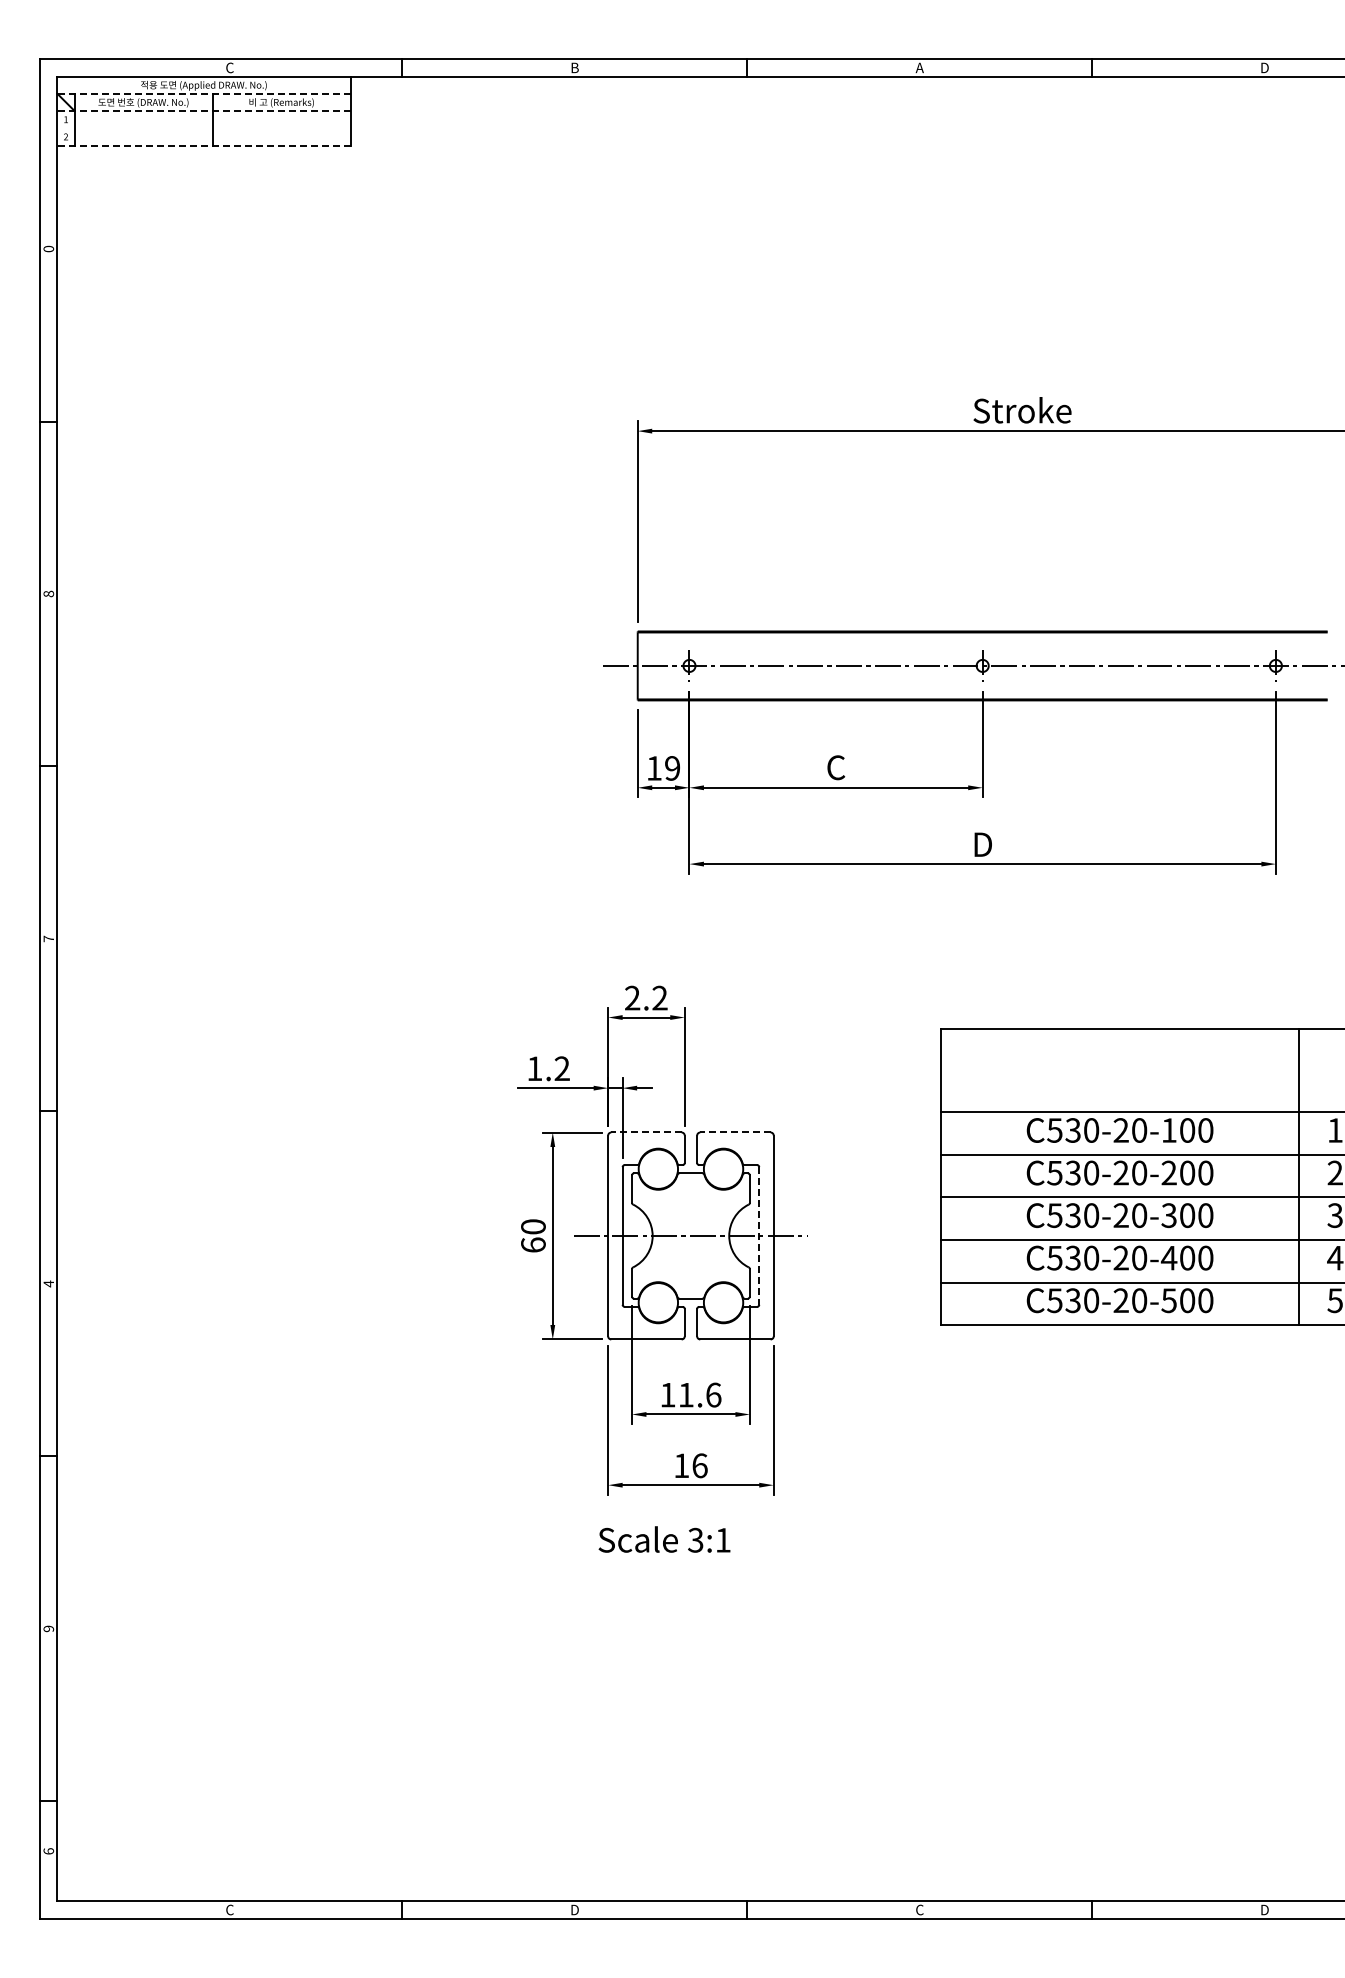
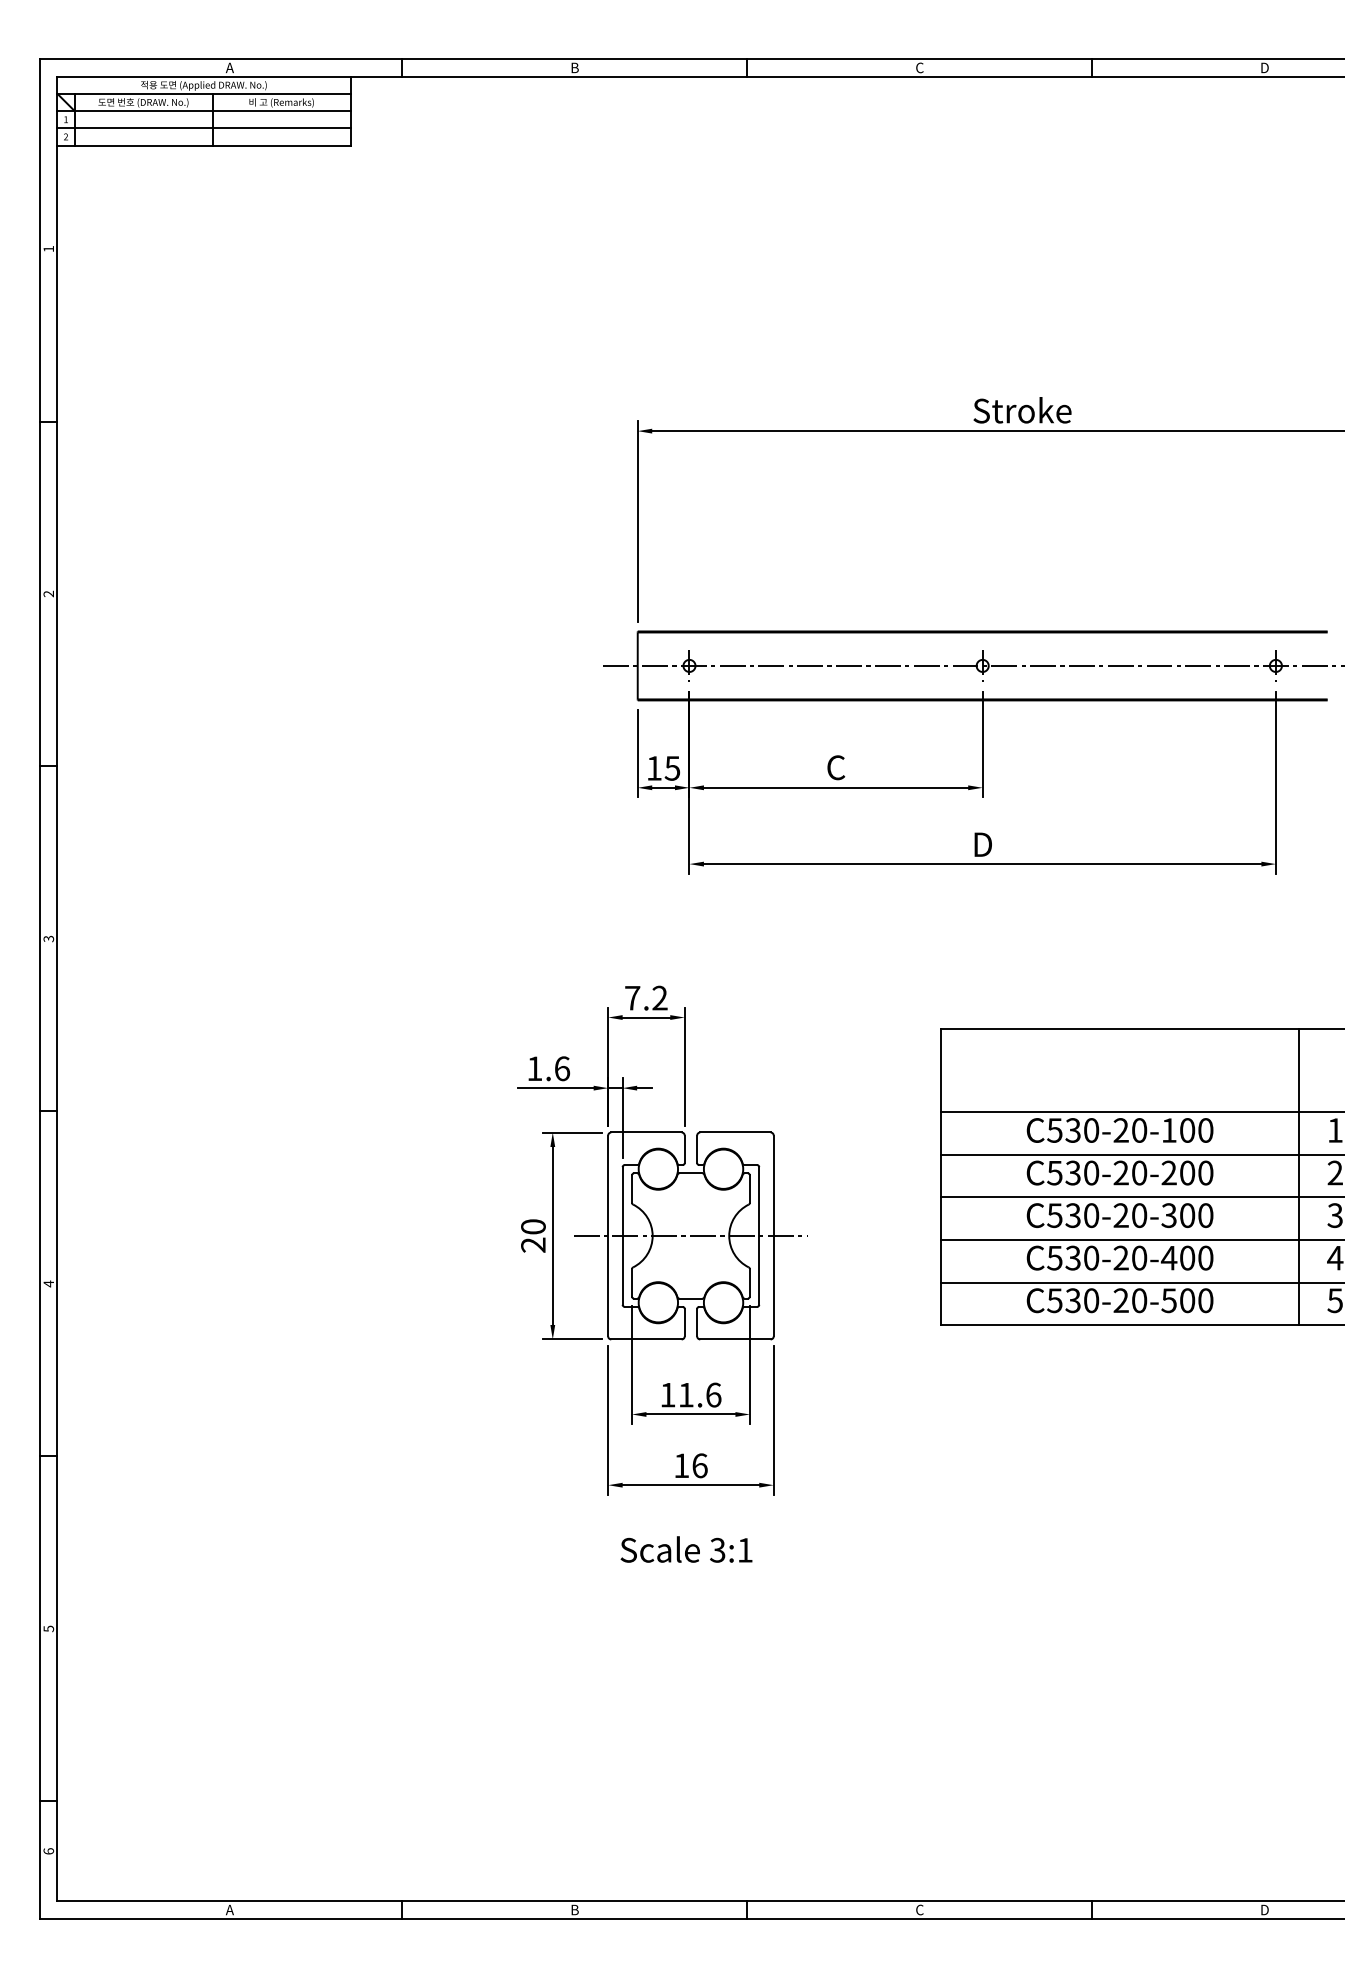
text: C -> A (229, 67)
text: A -> C (919, 67)
line: dashed -> solid (204, 93)
line: dashed -> solid (204, 111)
line: none -> present (203, 128)
line: dashed -> solid (204, 145)
text: 0 -> 1 (48, 248)
text: 8 -> 2 (48, 593)
text: 19 -> 15 (672, 768)
text: 7 -> 3 (48, 938)
text: 2.2 -> 7.2 (632, 997)
text: 1.2 -> 1.6 (562, 1068)
line: dashed -> solid (645, 1132)
line: dashed -> solid (734, 1132)
line: dashed -> solid (759, 1235)
text: 60 -> 20 (533, 1244)
text position: (664, 1539) -> (686, 1549) (686, 1549)
text: 9 -> 5 (48, 1628)
text: C -> A (229, 1909)
text: D -> B (574, 1910)
